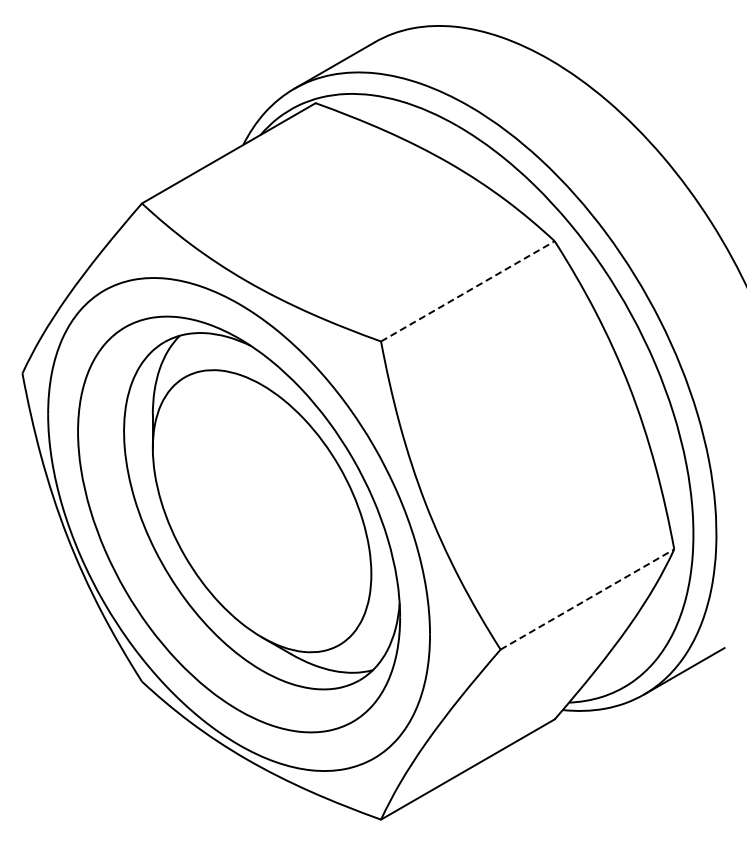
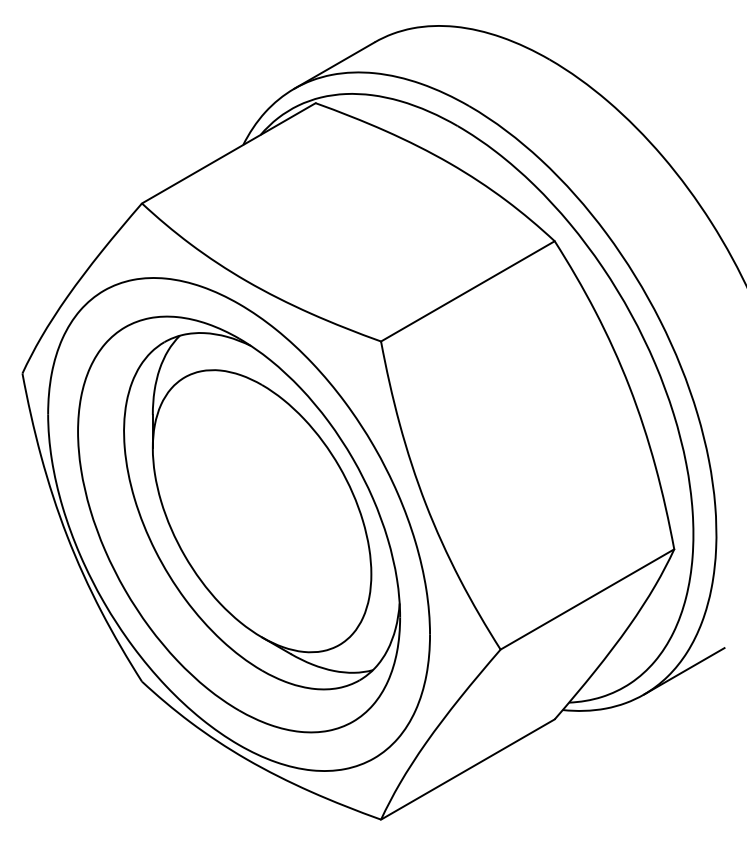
line: dashed -> solid (468, 291)
line: dashed -> solid (587, 599)
